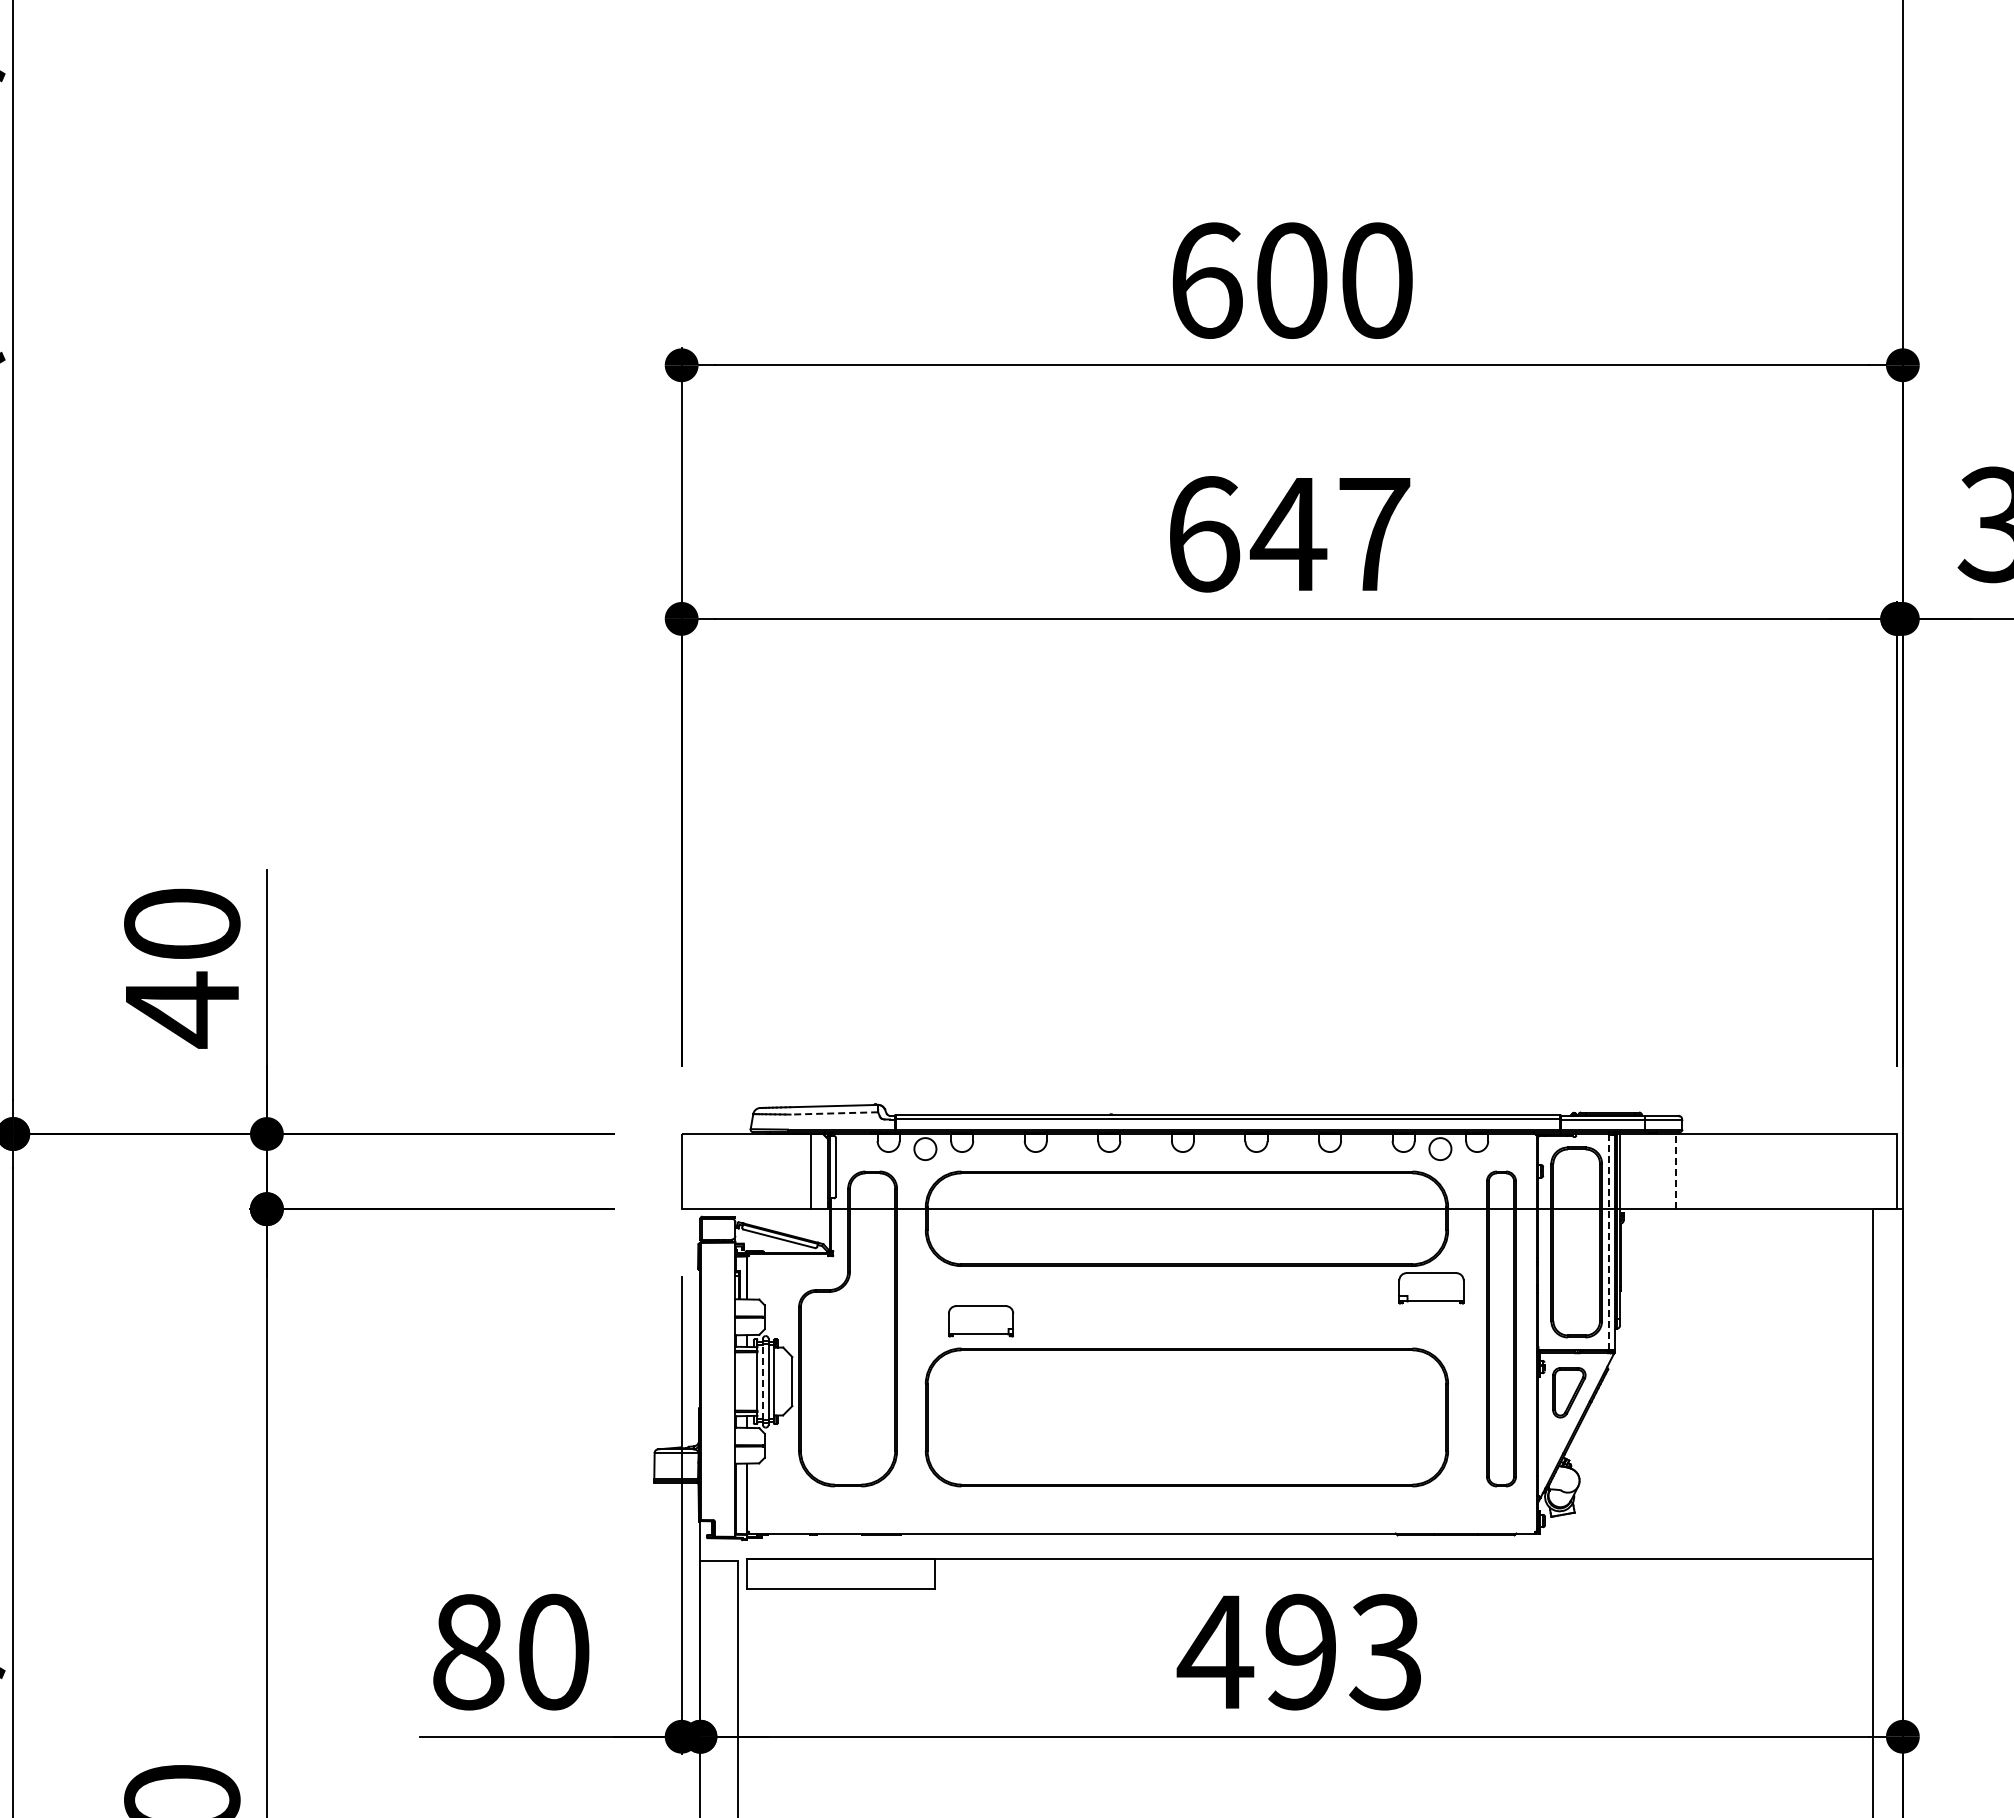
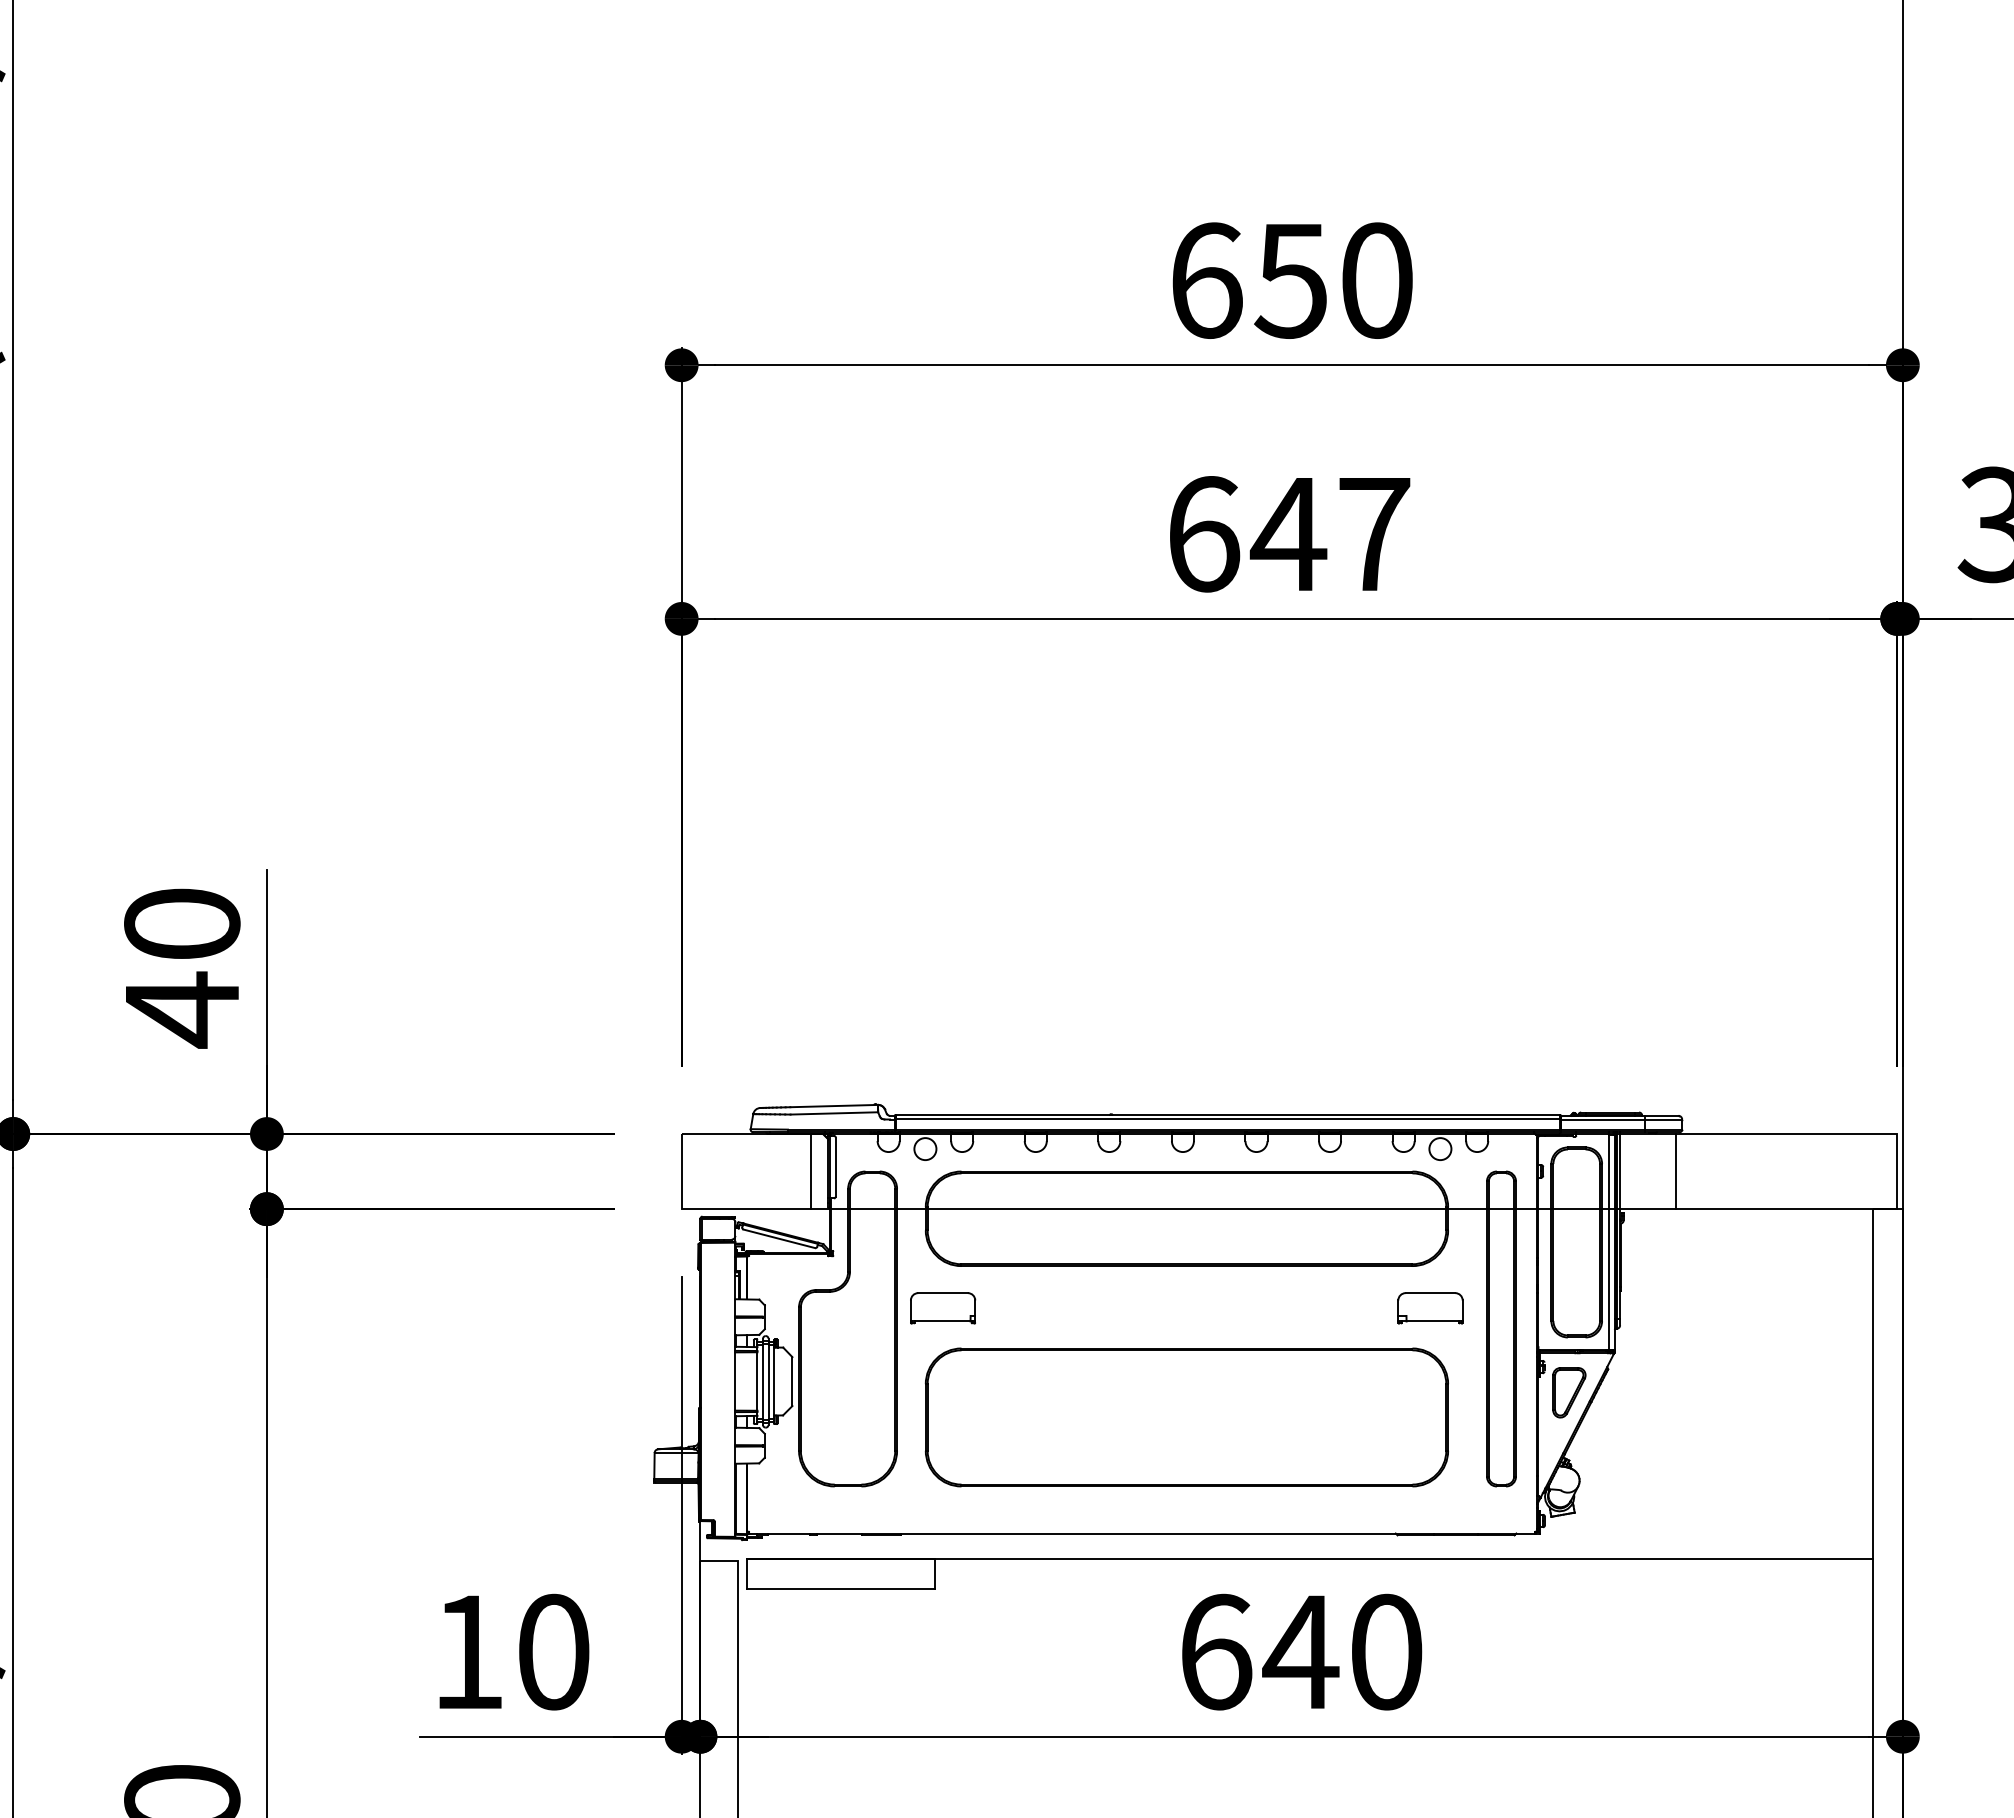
text: 600 -> 650 (1290, 280)
line: dashed -> solid (834, 1113)
line: dashed -> solid (1675, 1171)
line: dashed -> solid (1609, 1242)
part position: (1431, 1288) -> (1430, 1308) (1430, 1308)
part position: (981, 1321) -> (943, 1308) (943, 1308)
line: dashed -> solid (763, 1381)
text: 493 -> 640 (1299, 1651)
text: 80 -> 10 (468, 1652)
